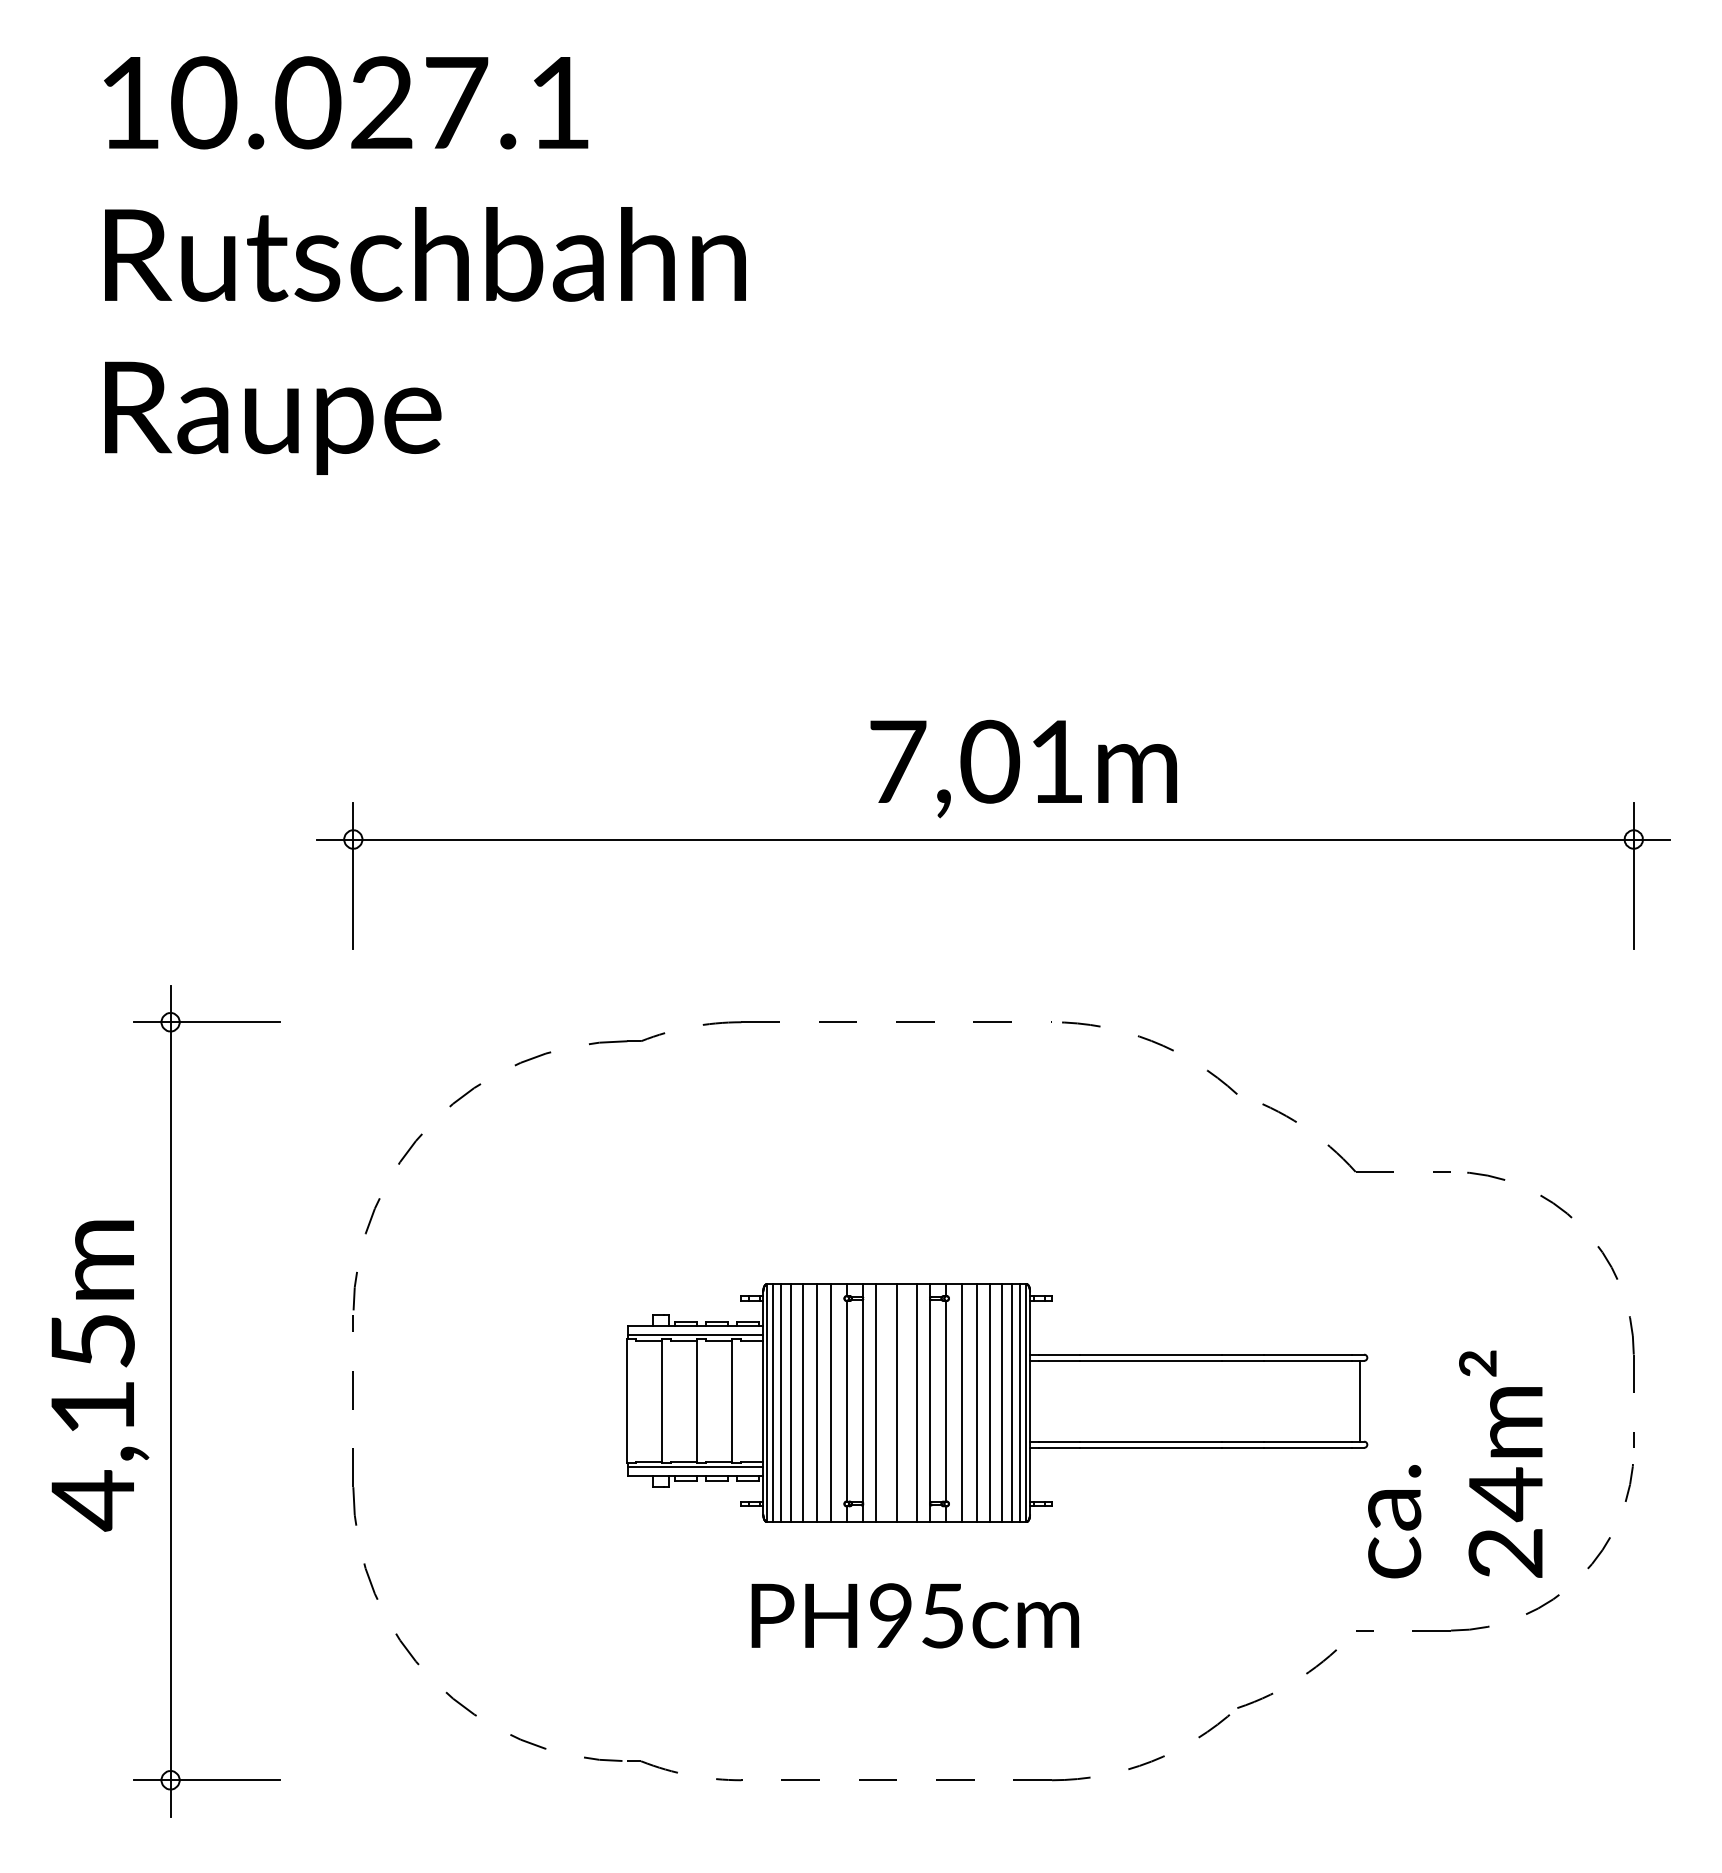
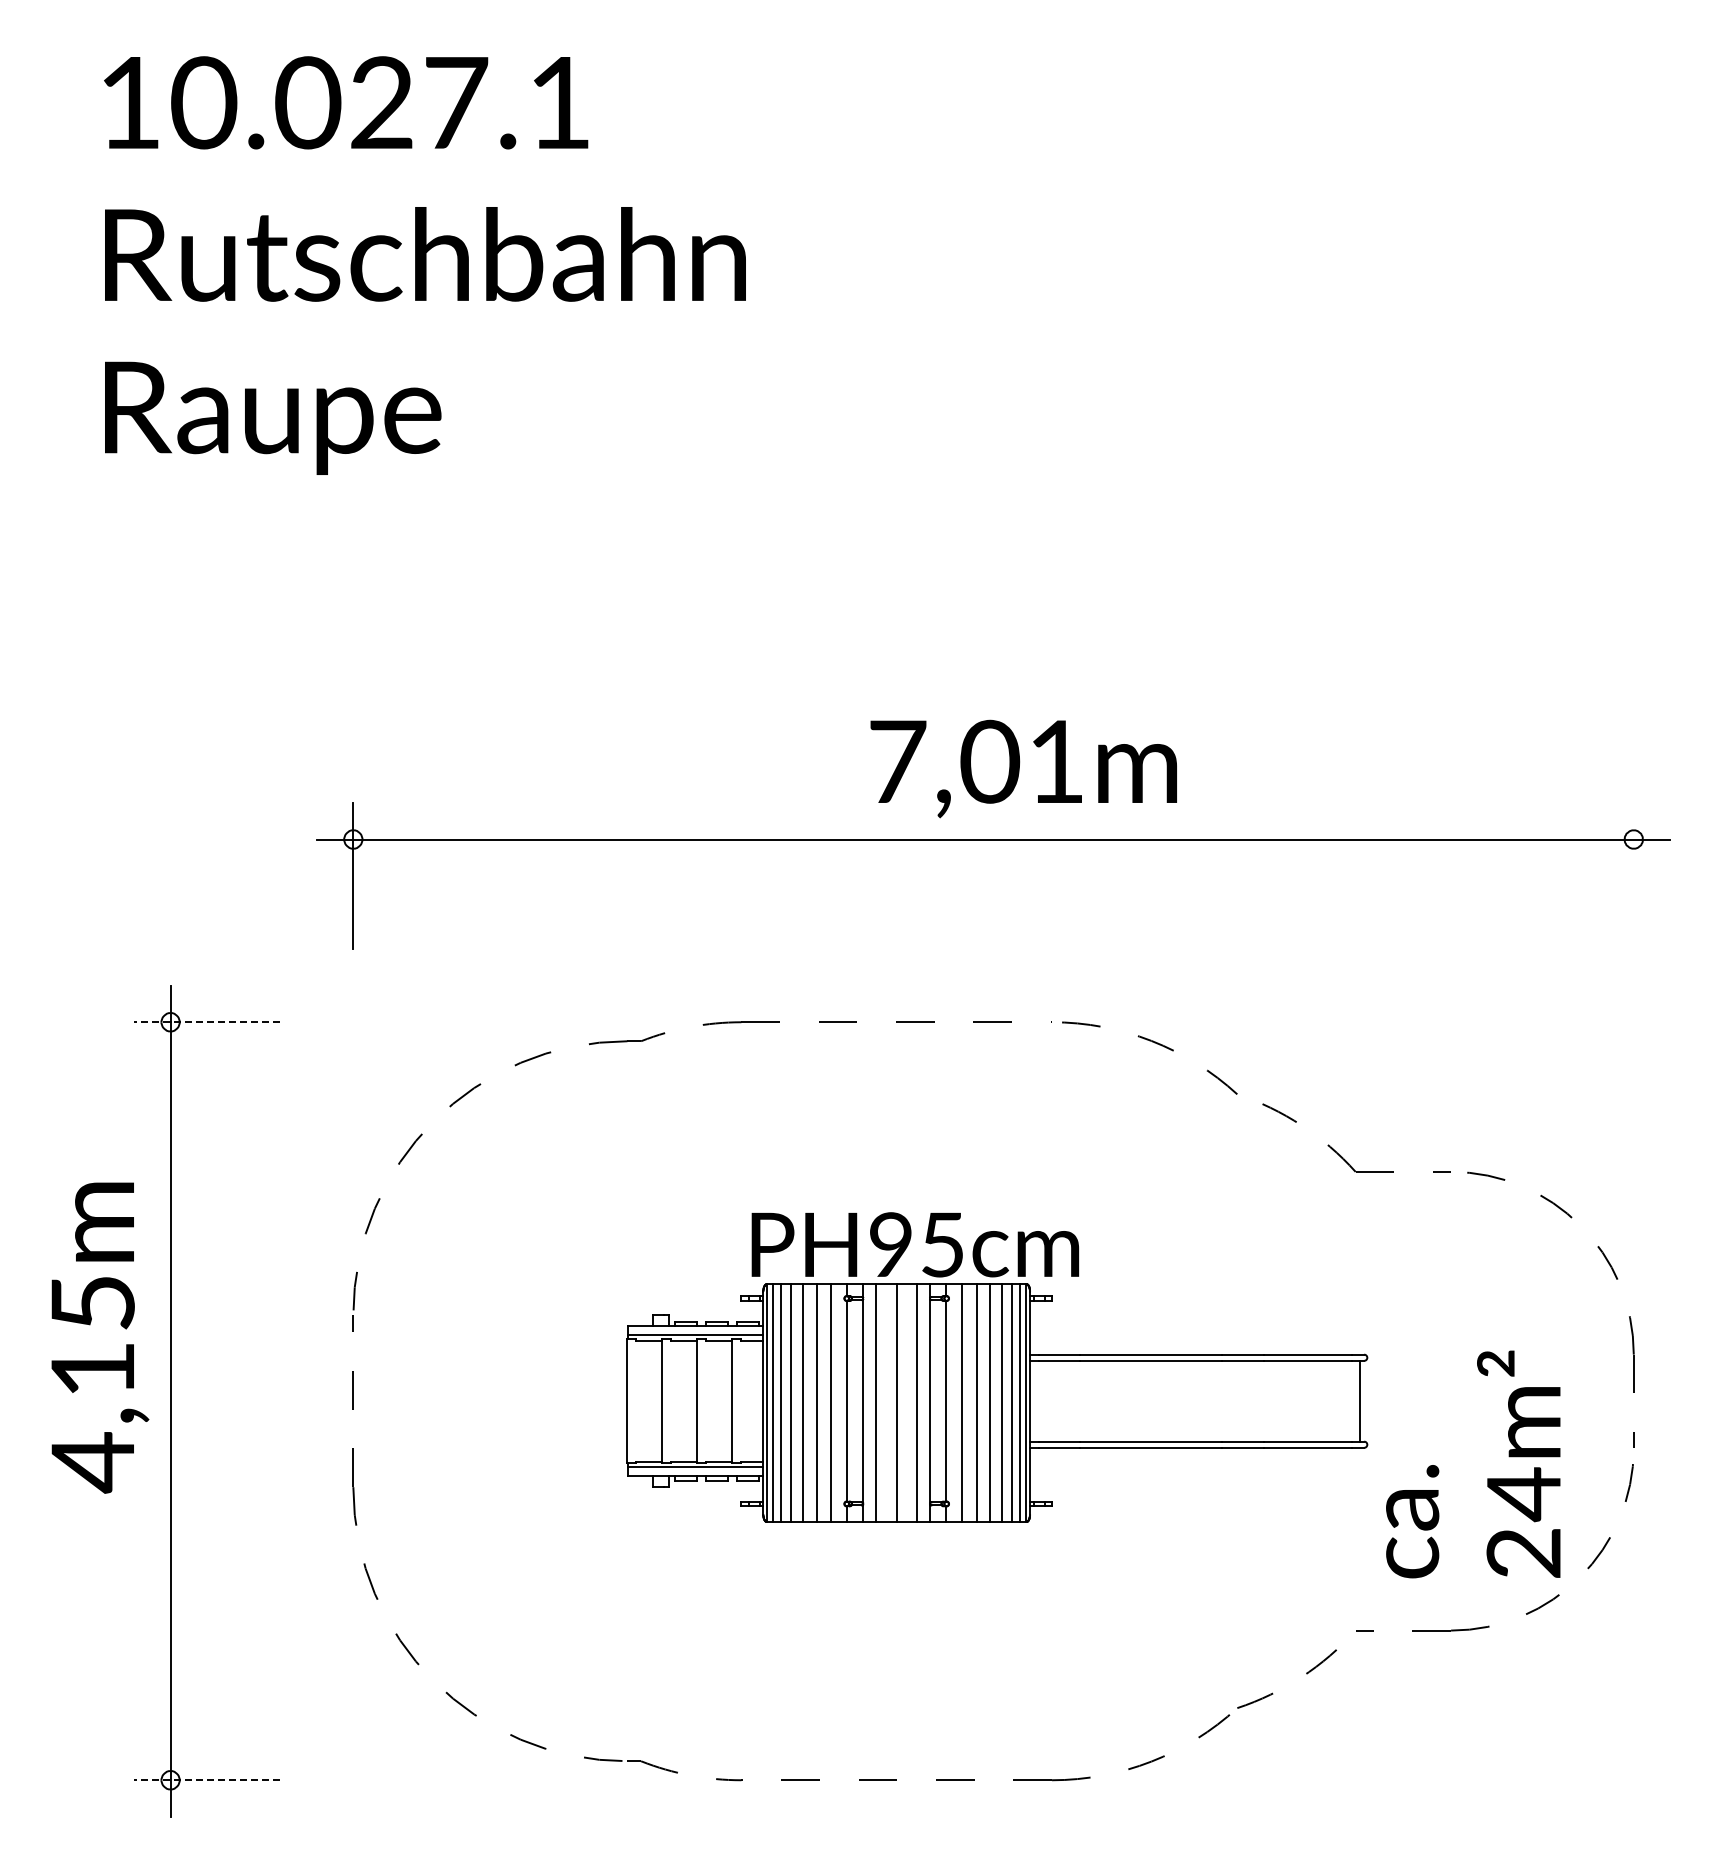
line: present -> none (1633, 875)
line: solid -> dashed (206, 1022)
text position: (100, 1375) -> (100, 1337) (100, 1337)
text position: (1455, 1464) -> (1473, 1464) (1473, 1464)
text position: (915, 1615) -> (915, 1244) (915, 1244)
line: solid -> dashed (206, 1780)
